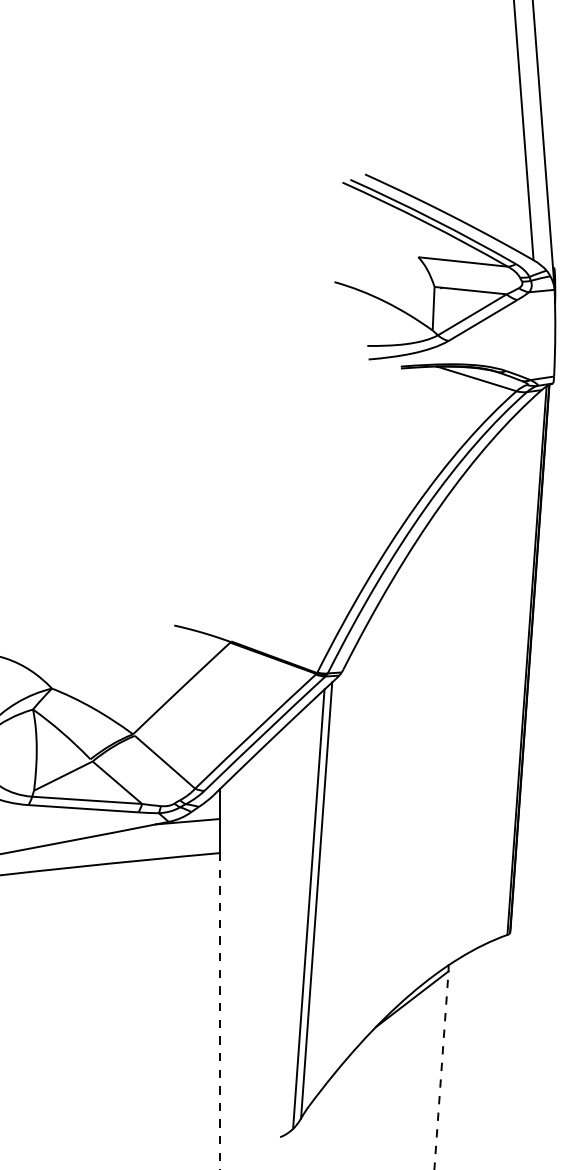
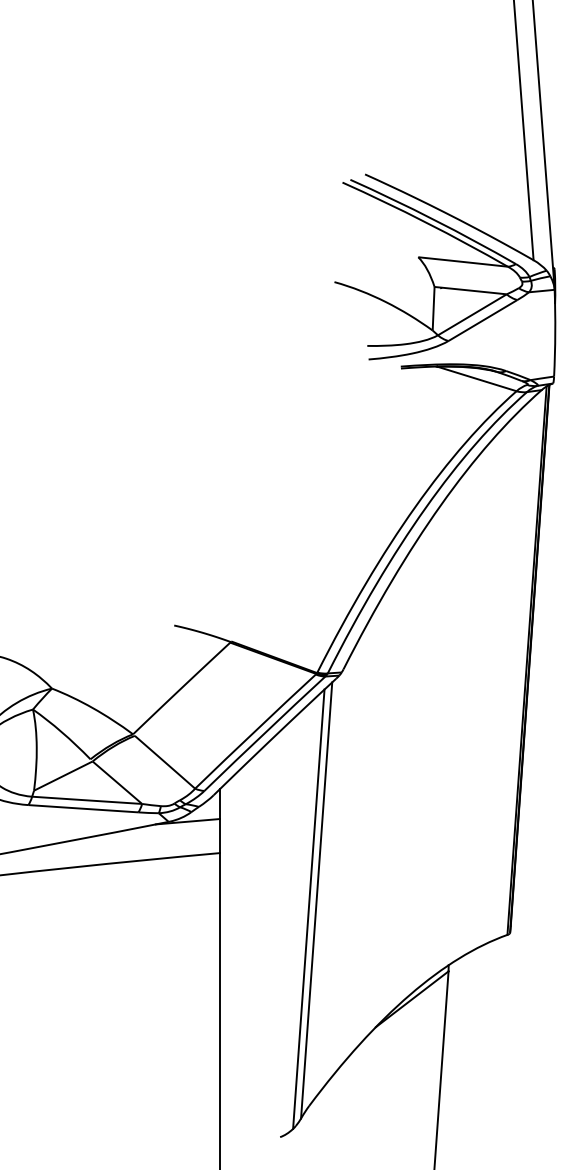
line: dashed -> solid (219, 1011)
line: dashed -> solid (441, 1069)
